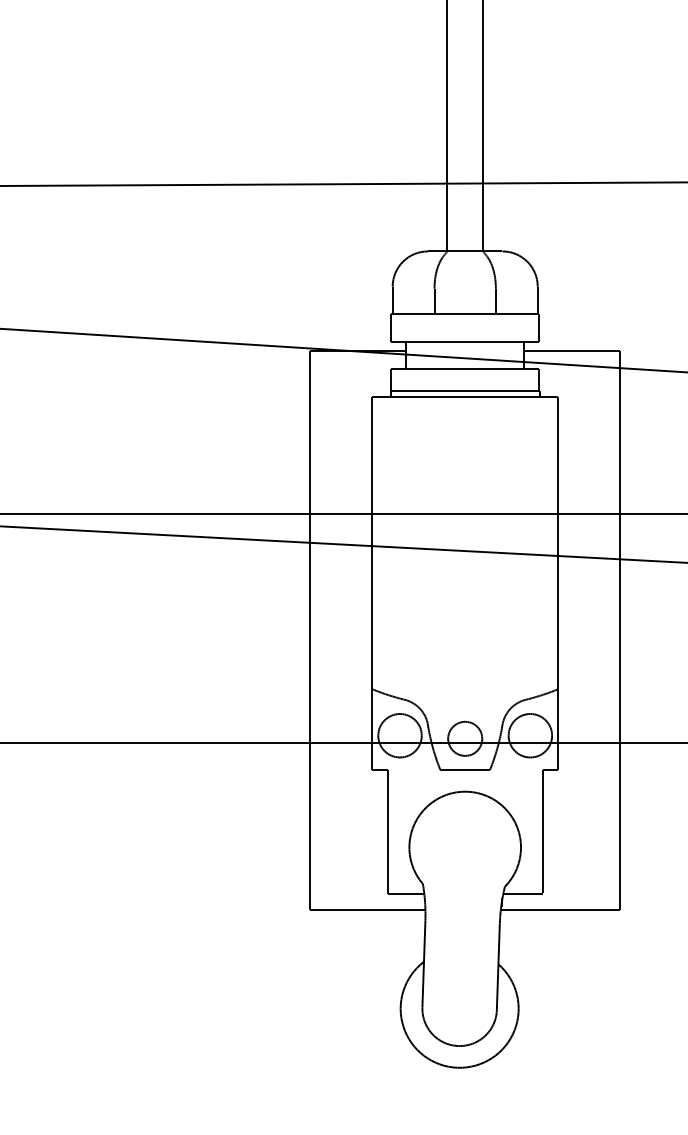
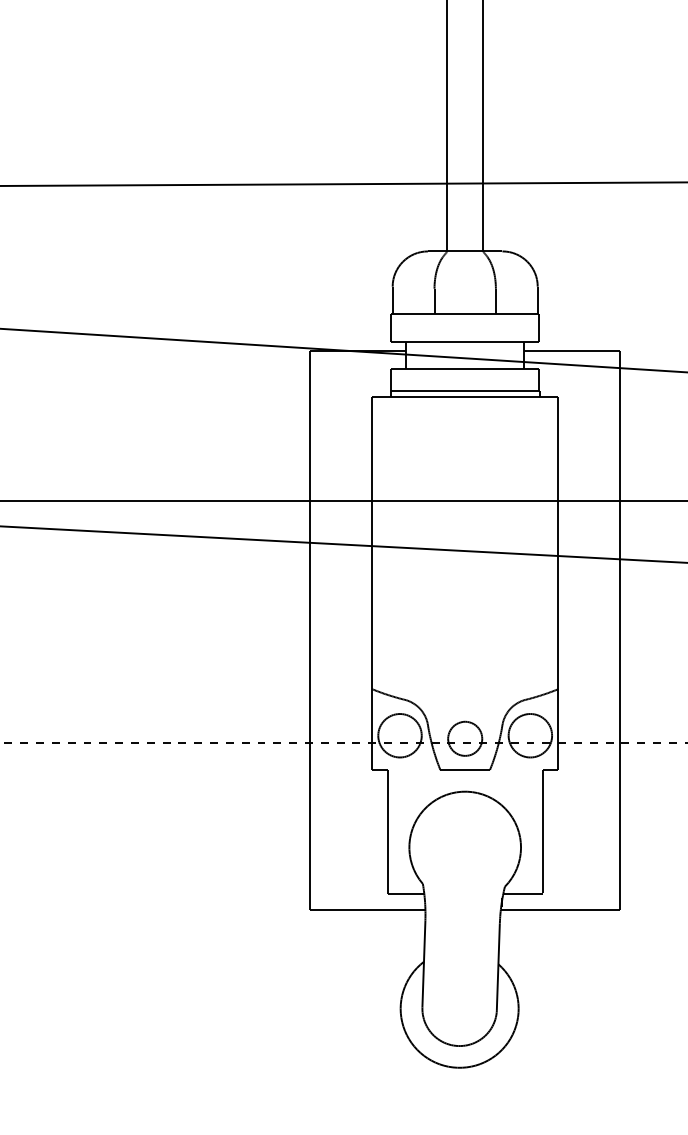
line position: (343, 513) -> (343, 500) (343, 500)
line: solid -> dashed (344, 743)
